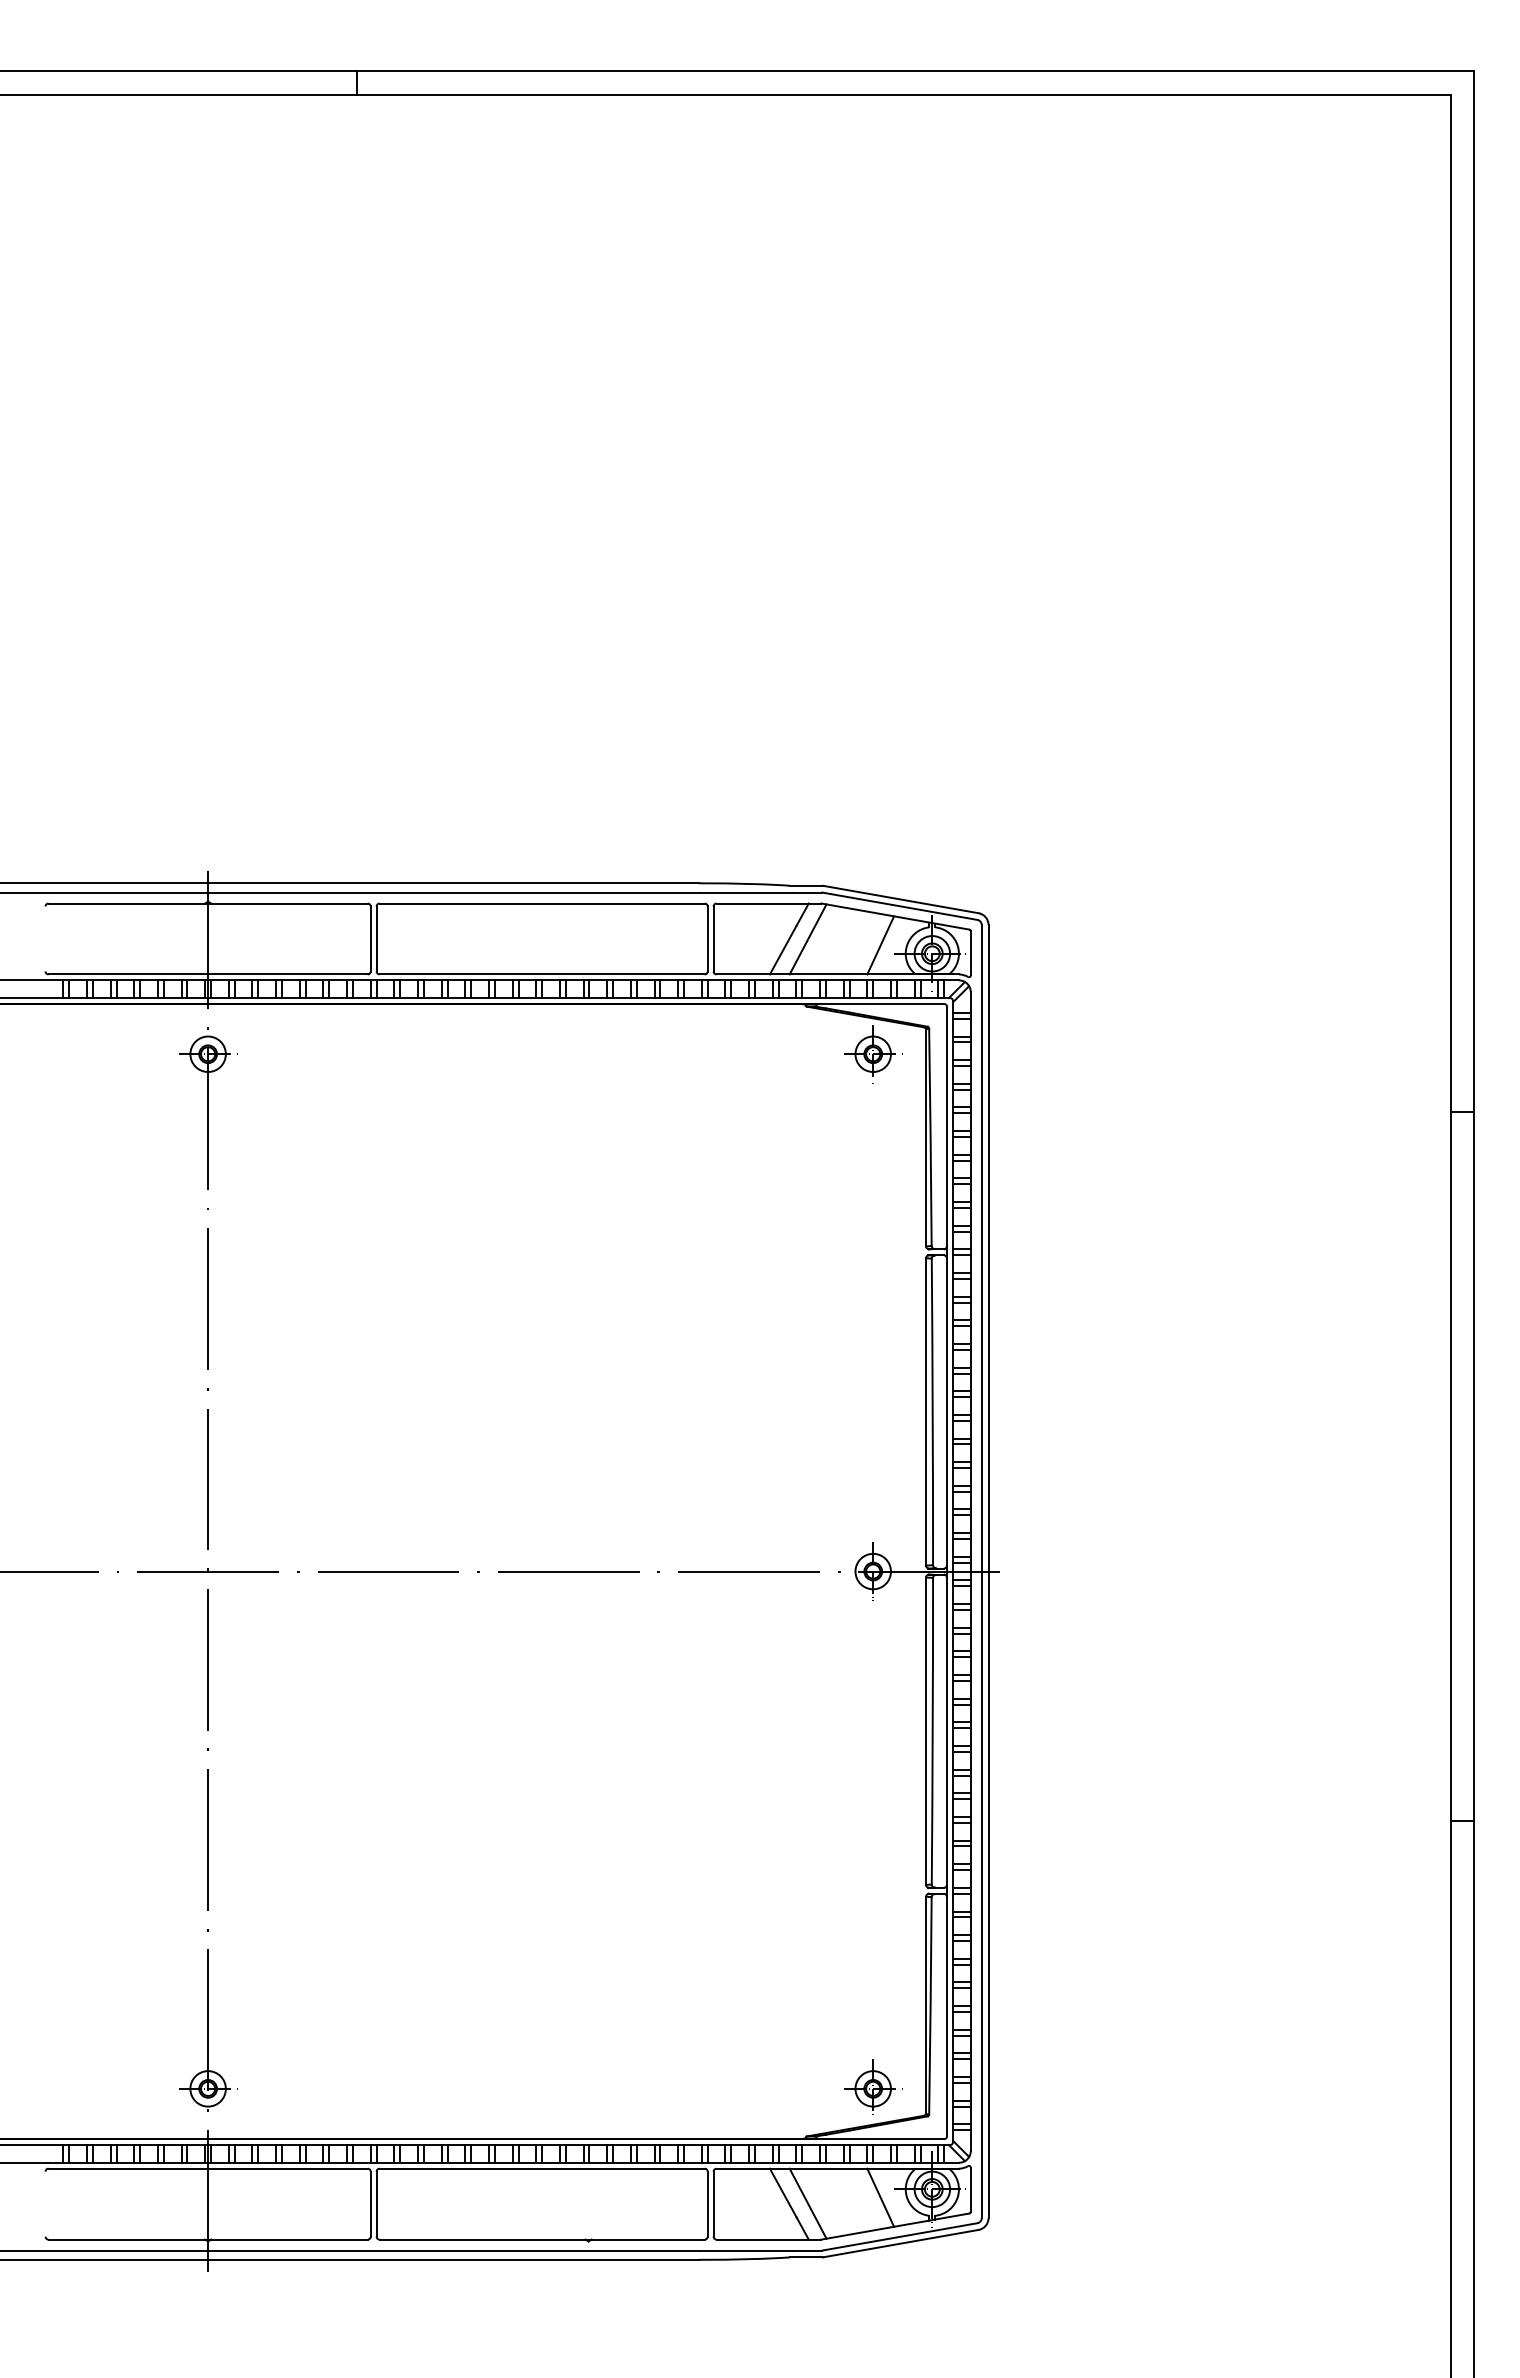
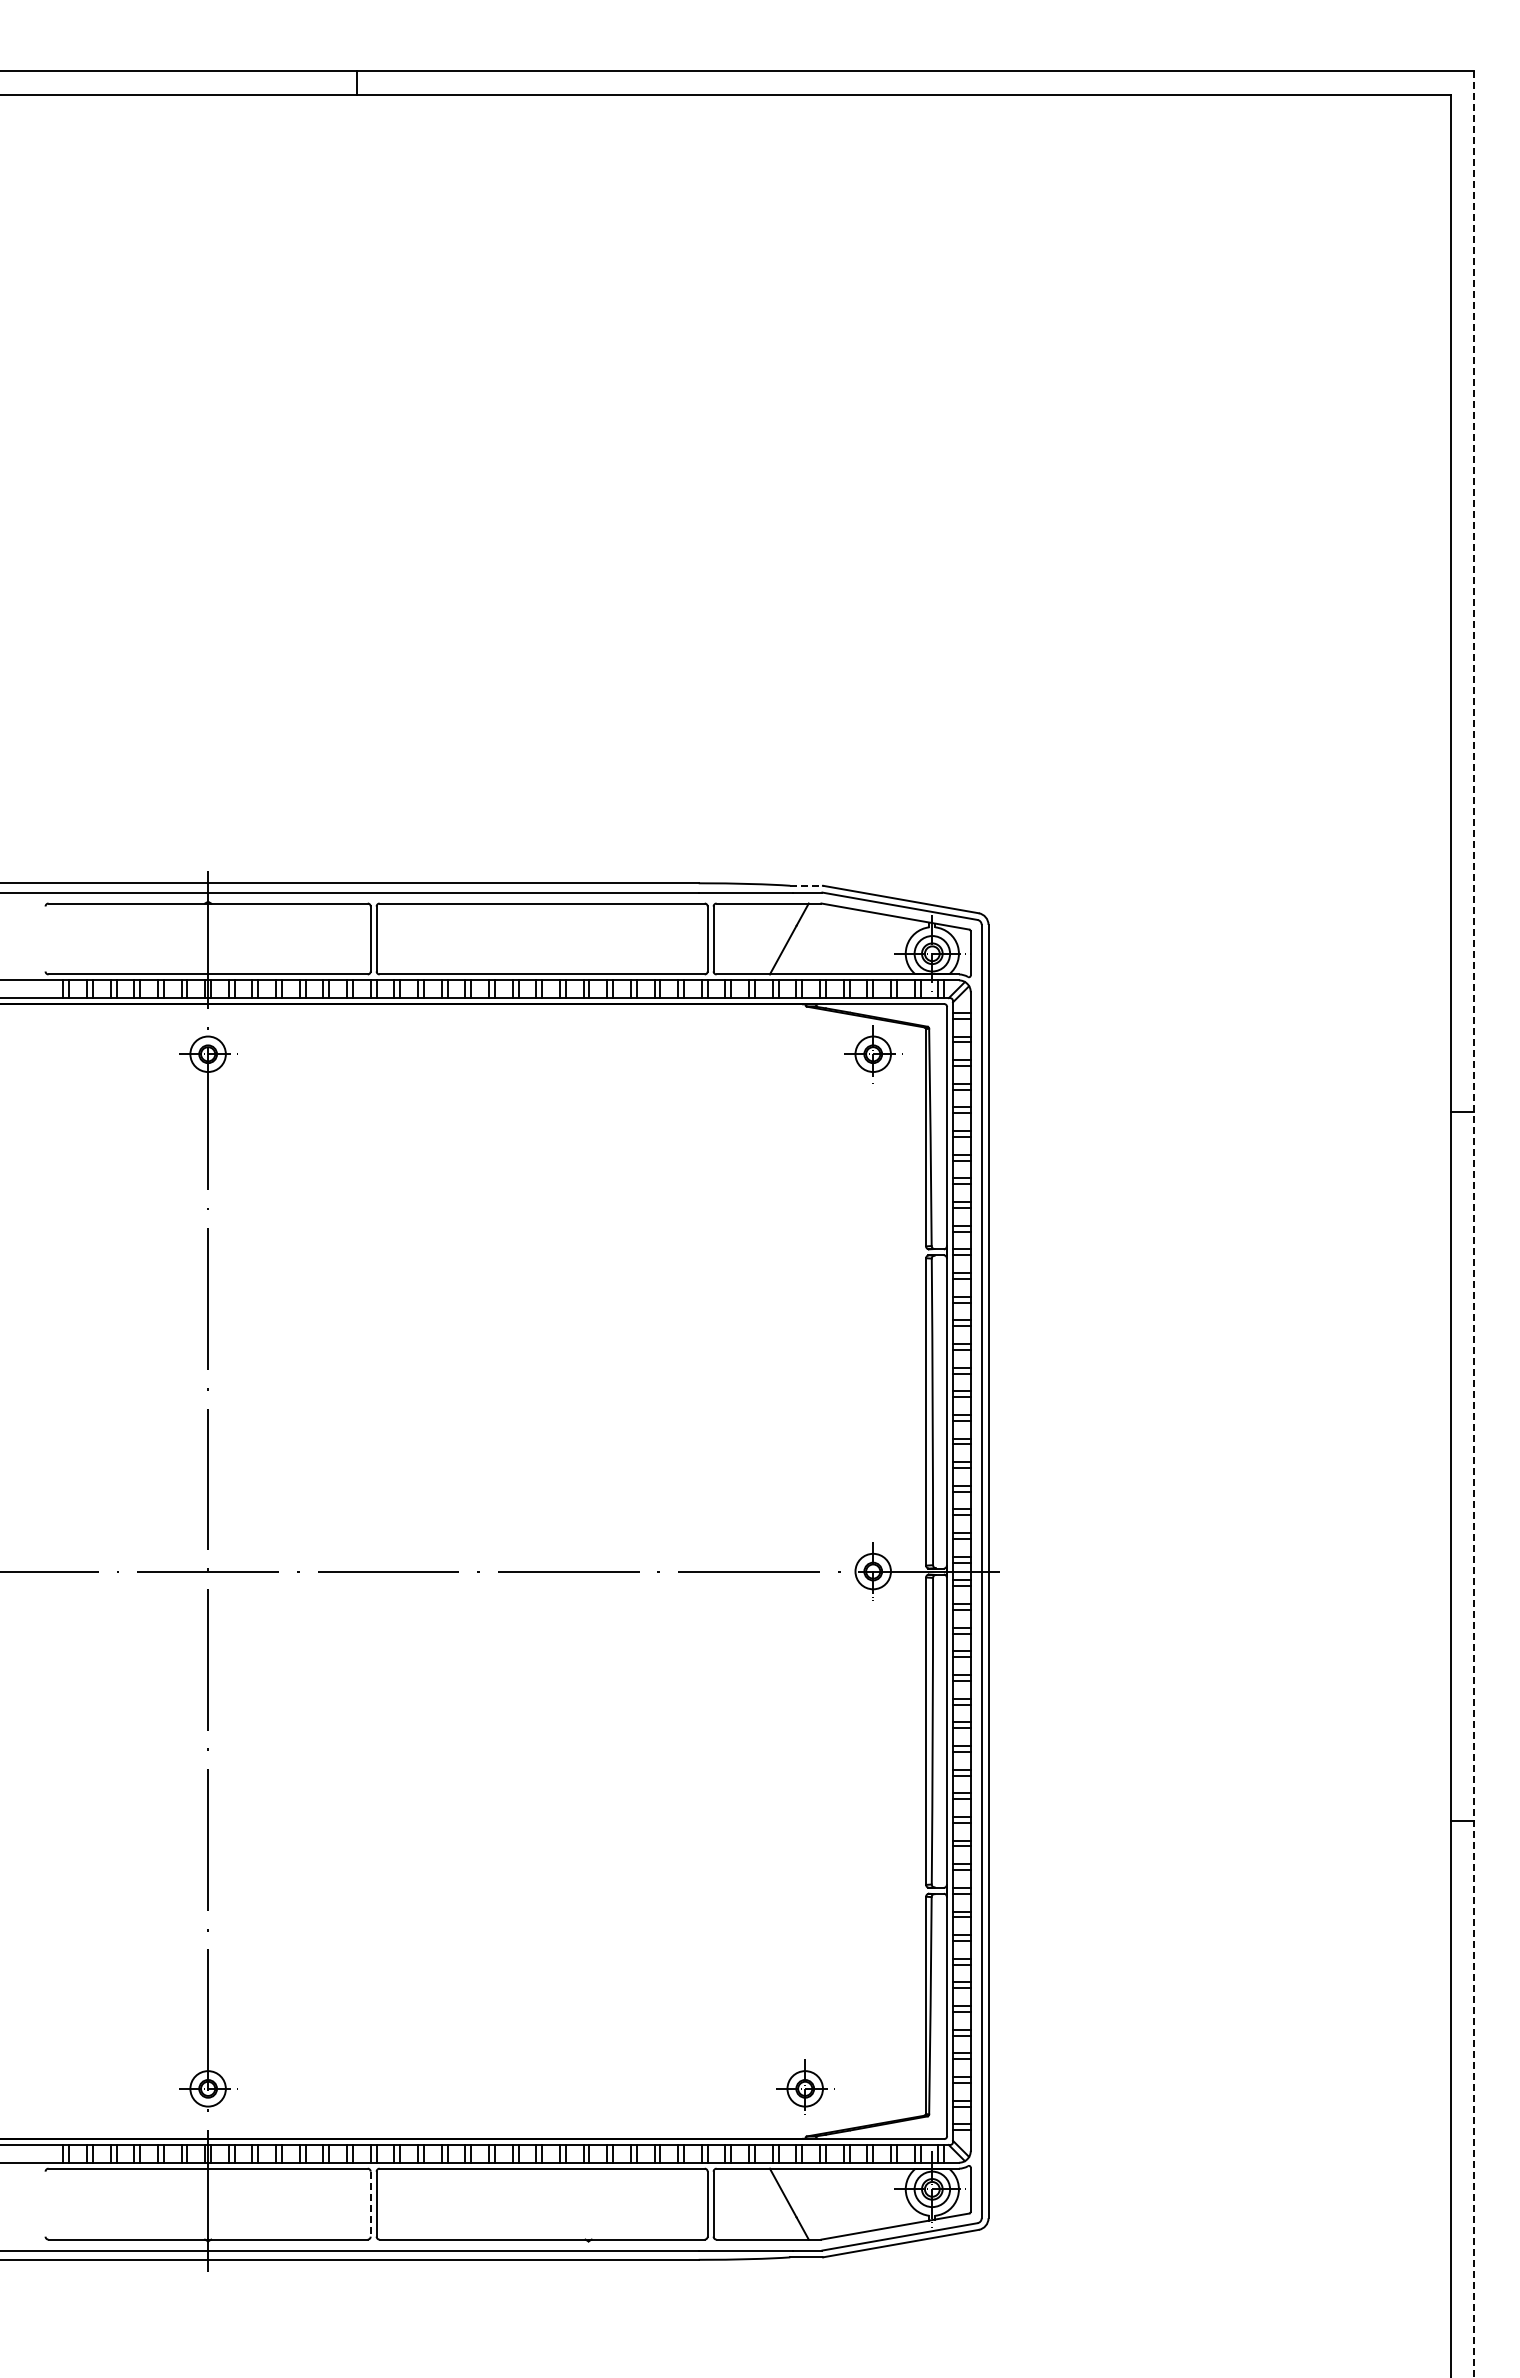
line: solid -> dashed (806, 885)
line: present -> none (807, 939)
line: present -> none (880, 945)
line: solid -> dashed (1474, 1224)
part position: (873, 2086) -> (805, 2086) (805, 2086)
line: present -> none (880, 2197)
line: present -> none (807, 2203)
line: solid -> dashed (370, 2204)
